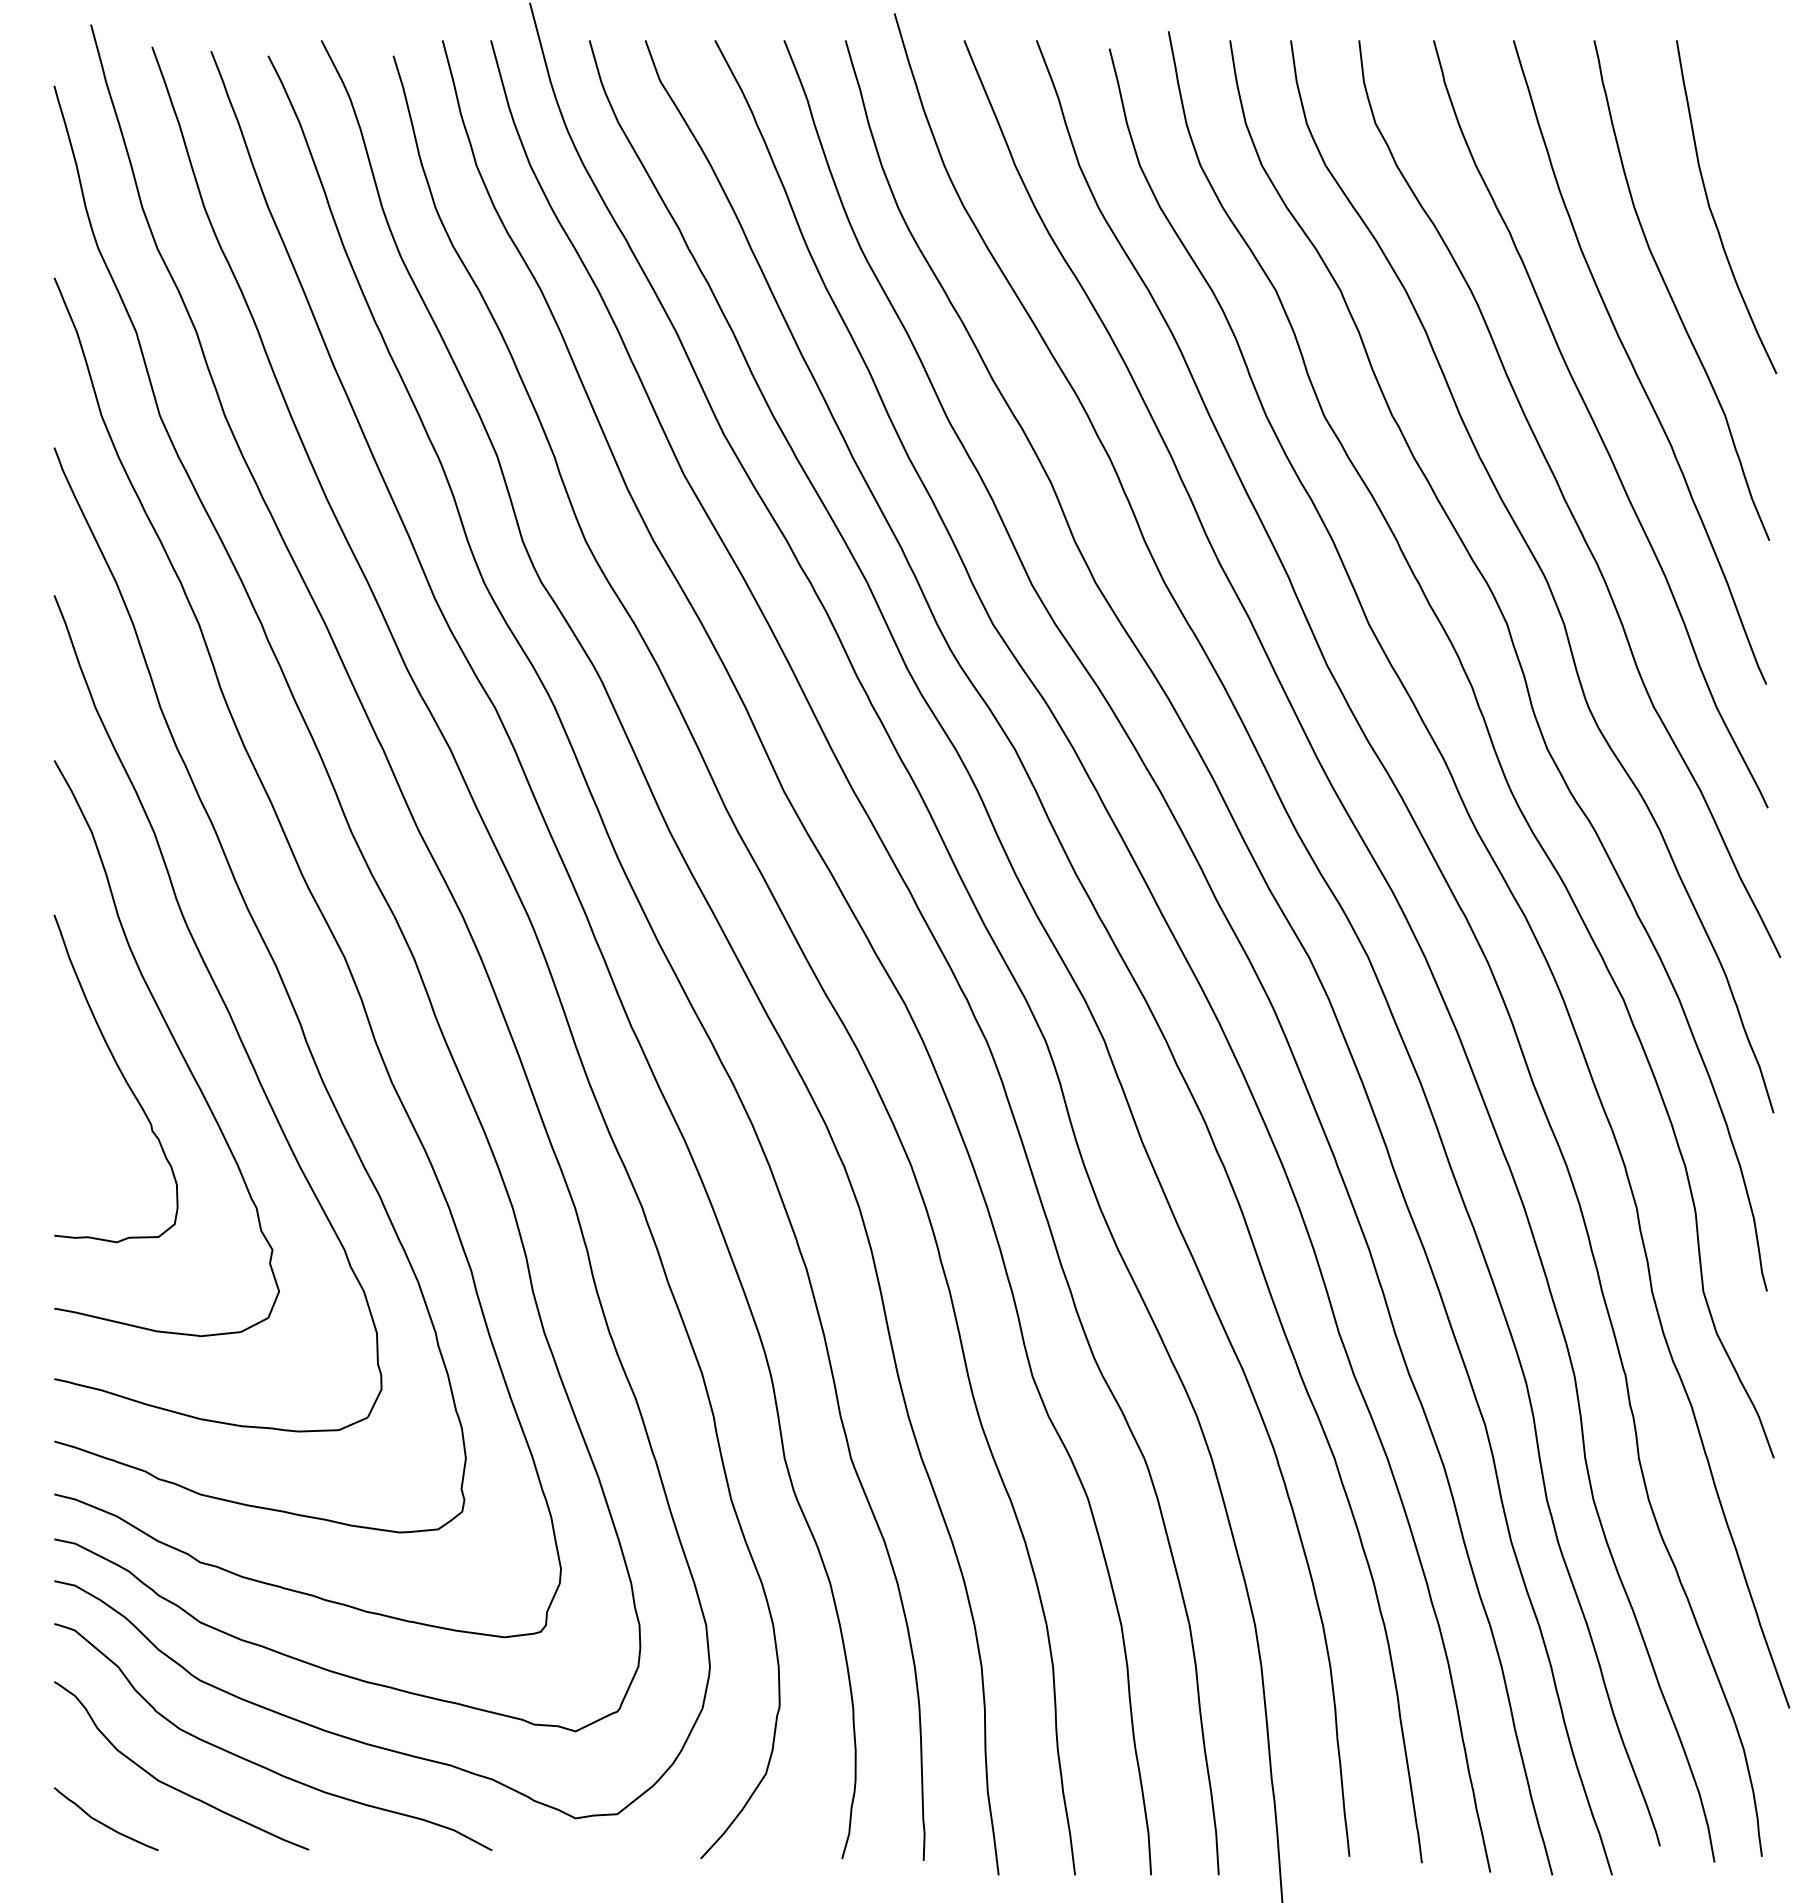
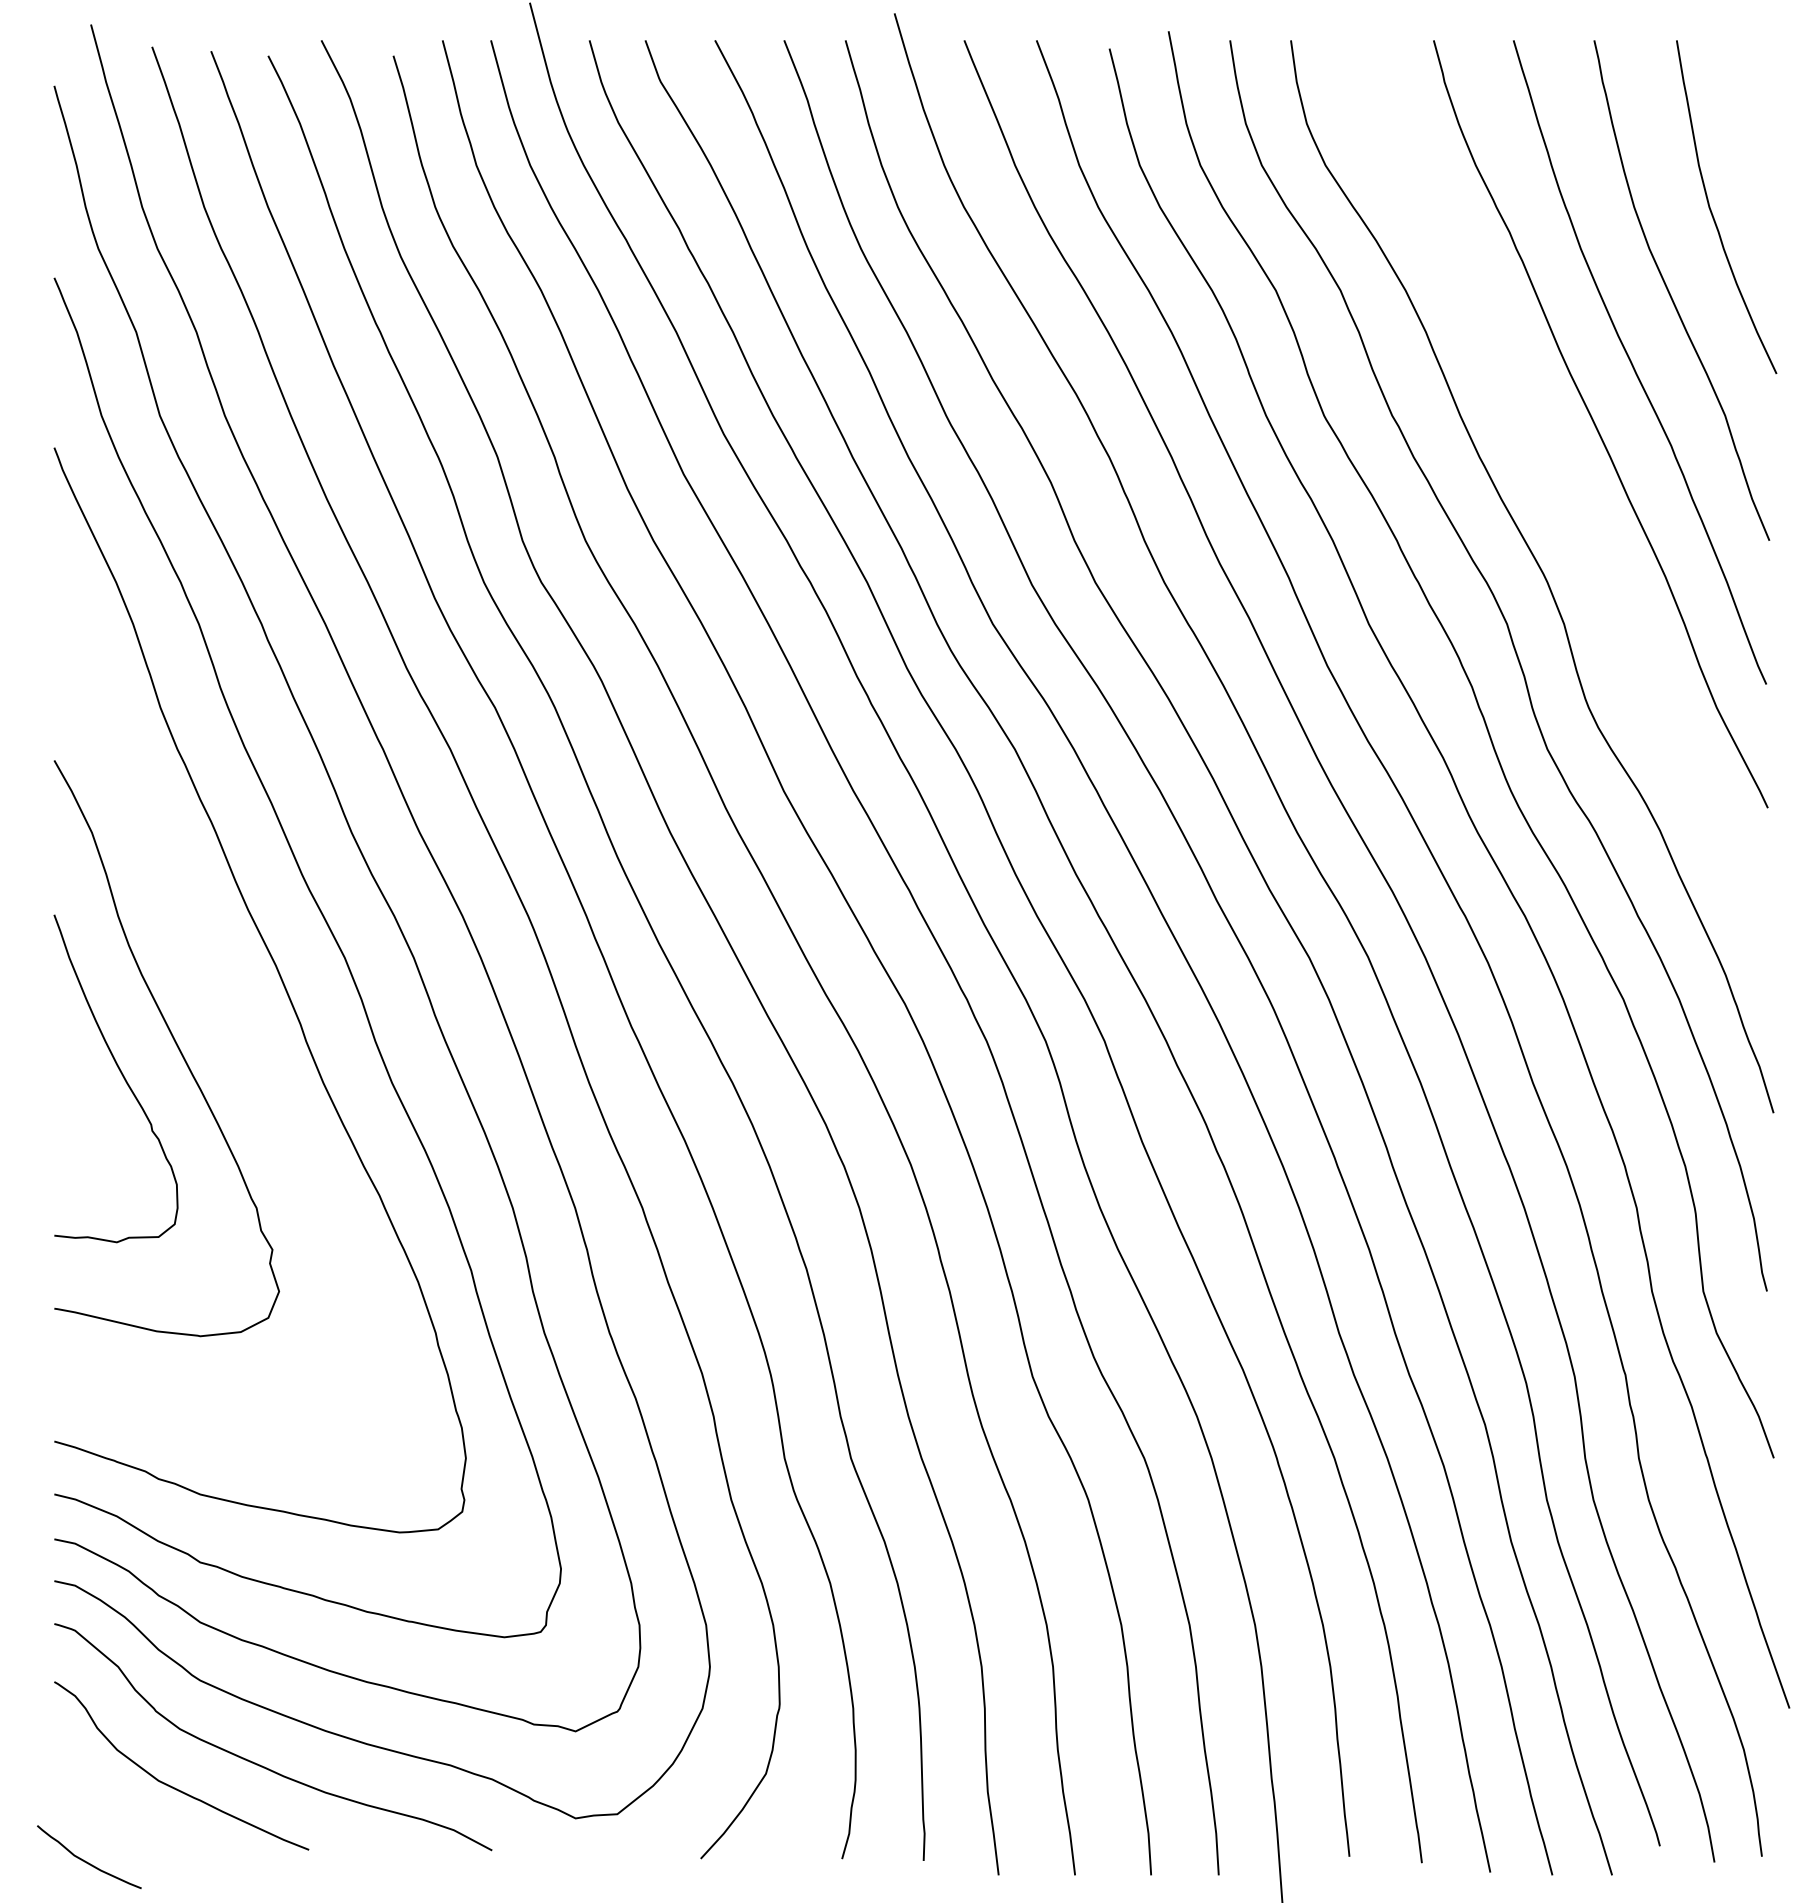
curve: present -> none (1566, 500)
curve: present -> none (226, 1009)
curve position: (104, 1823) -> (87, 1861) (87, 1861)
